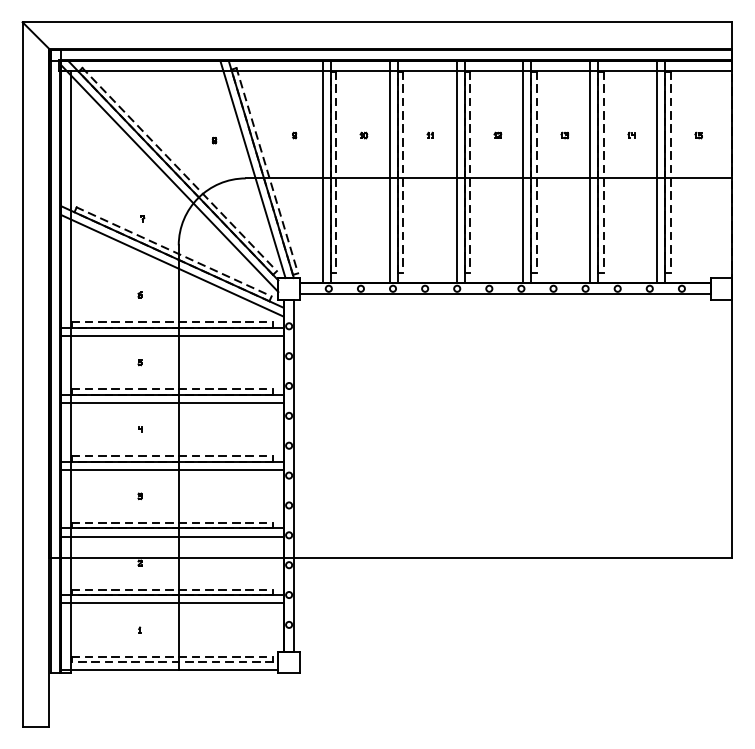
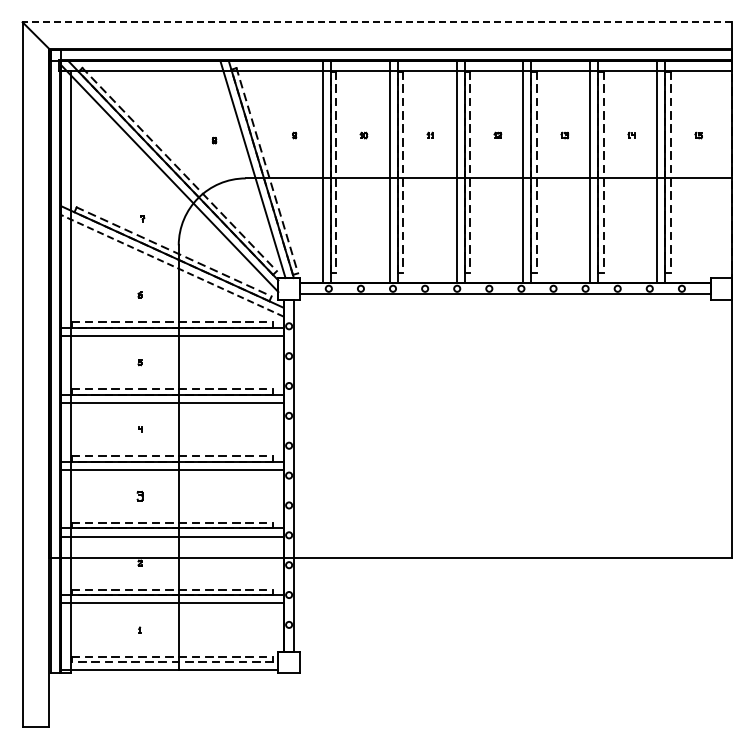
line: solid -> dashed (377, 22)
line: solid -> dashed (172, 265)
part size: 6x9 px -> 8x12 px (139, 495)
